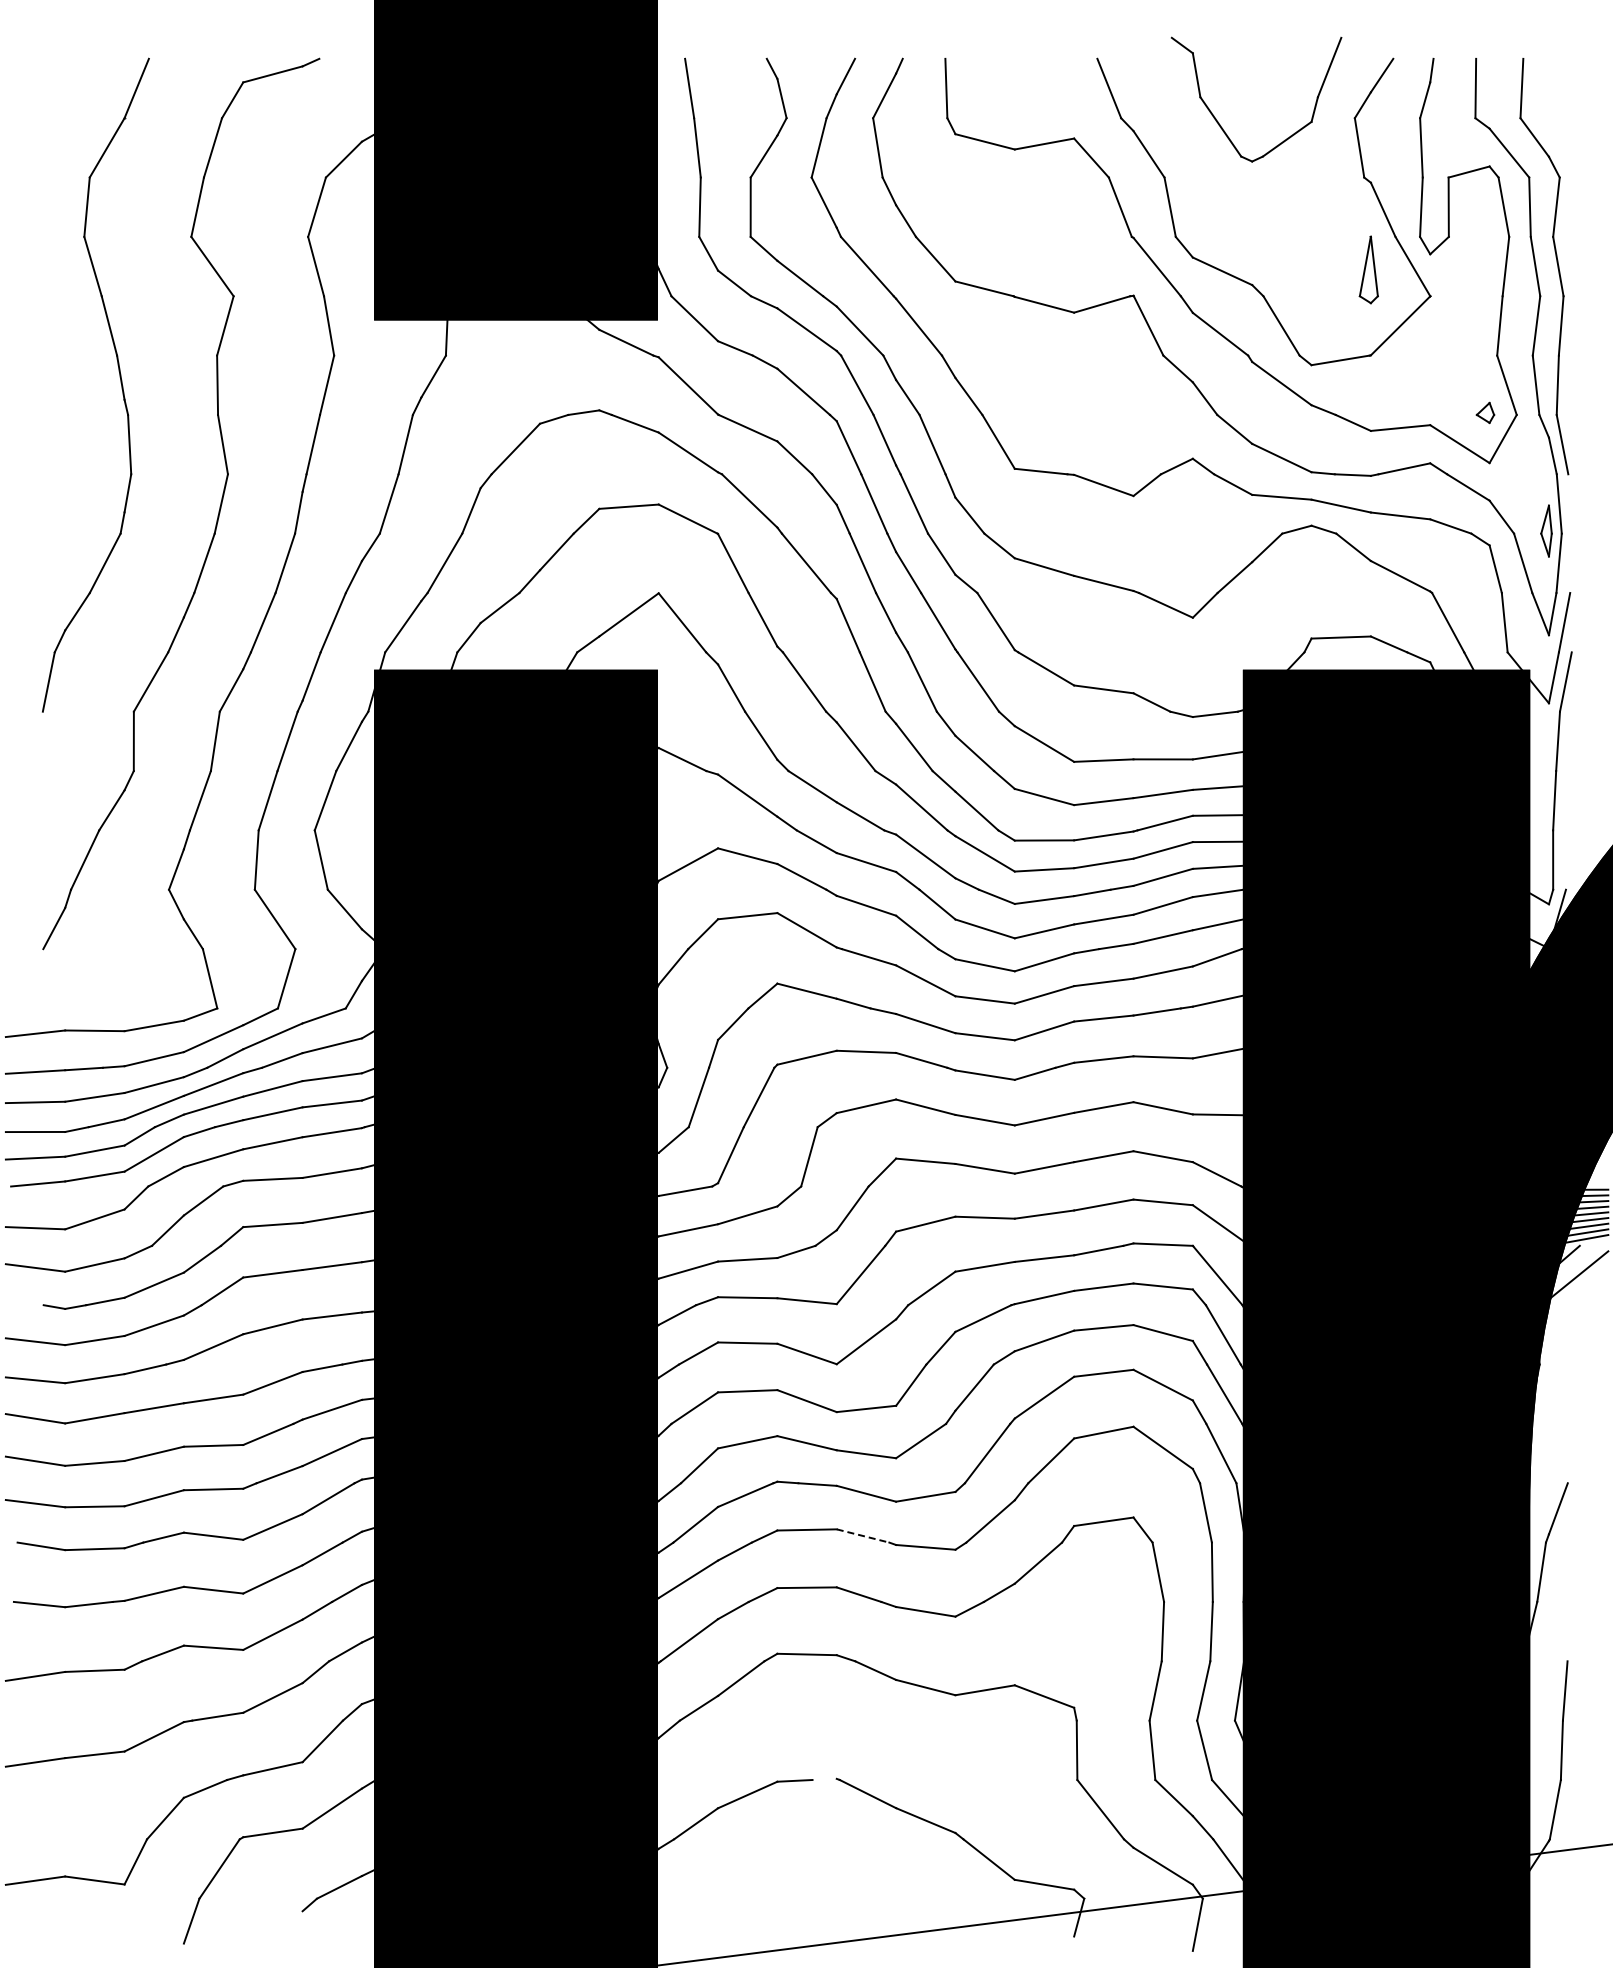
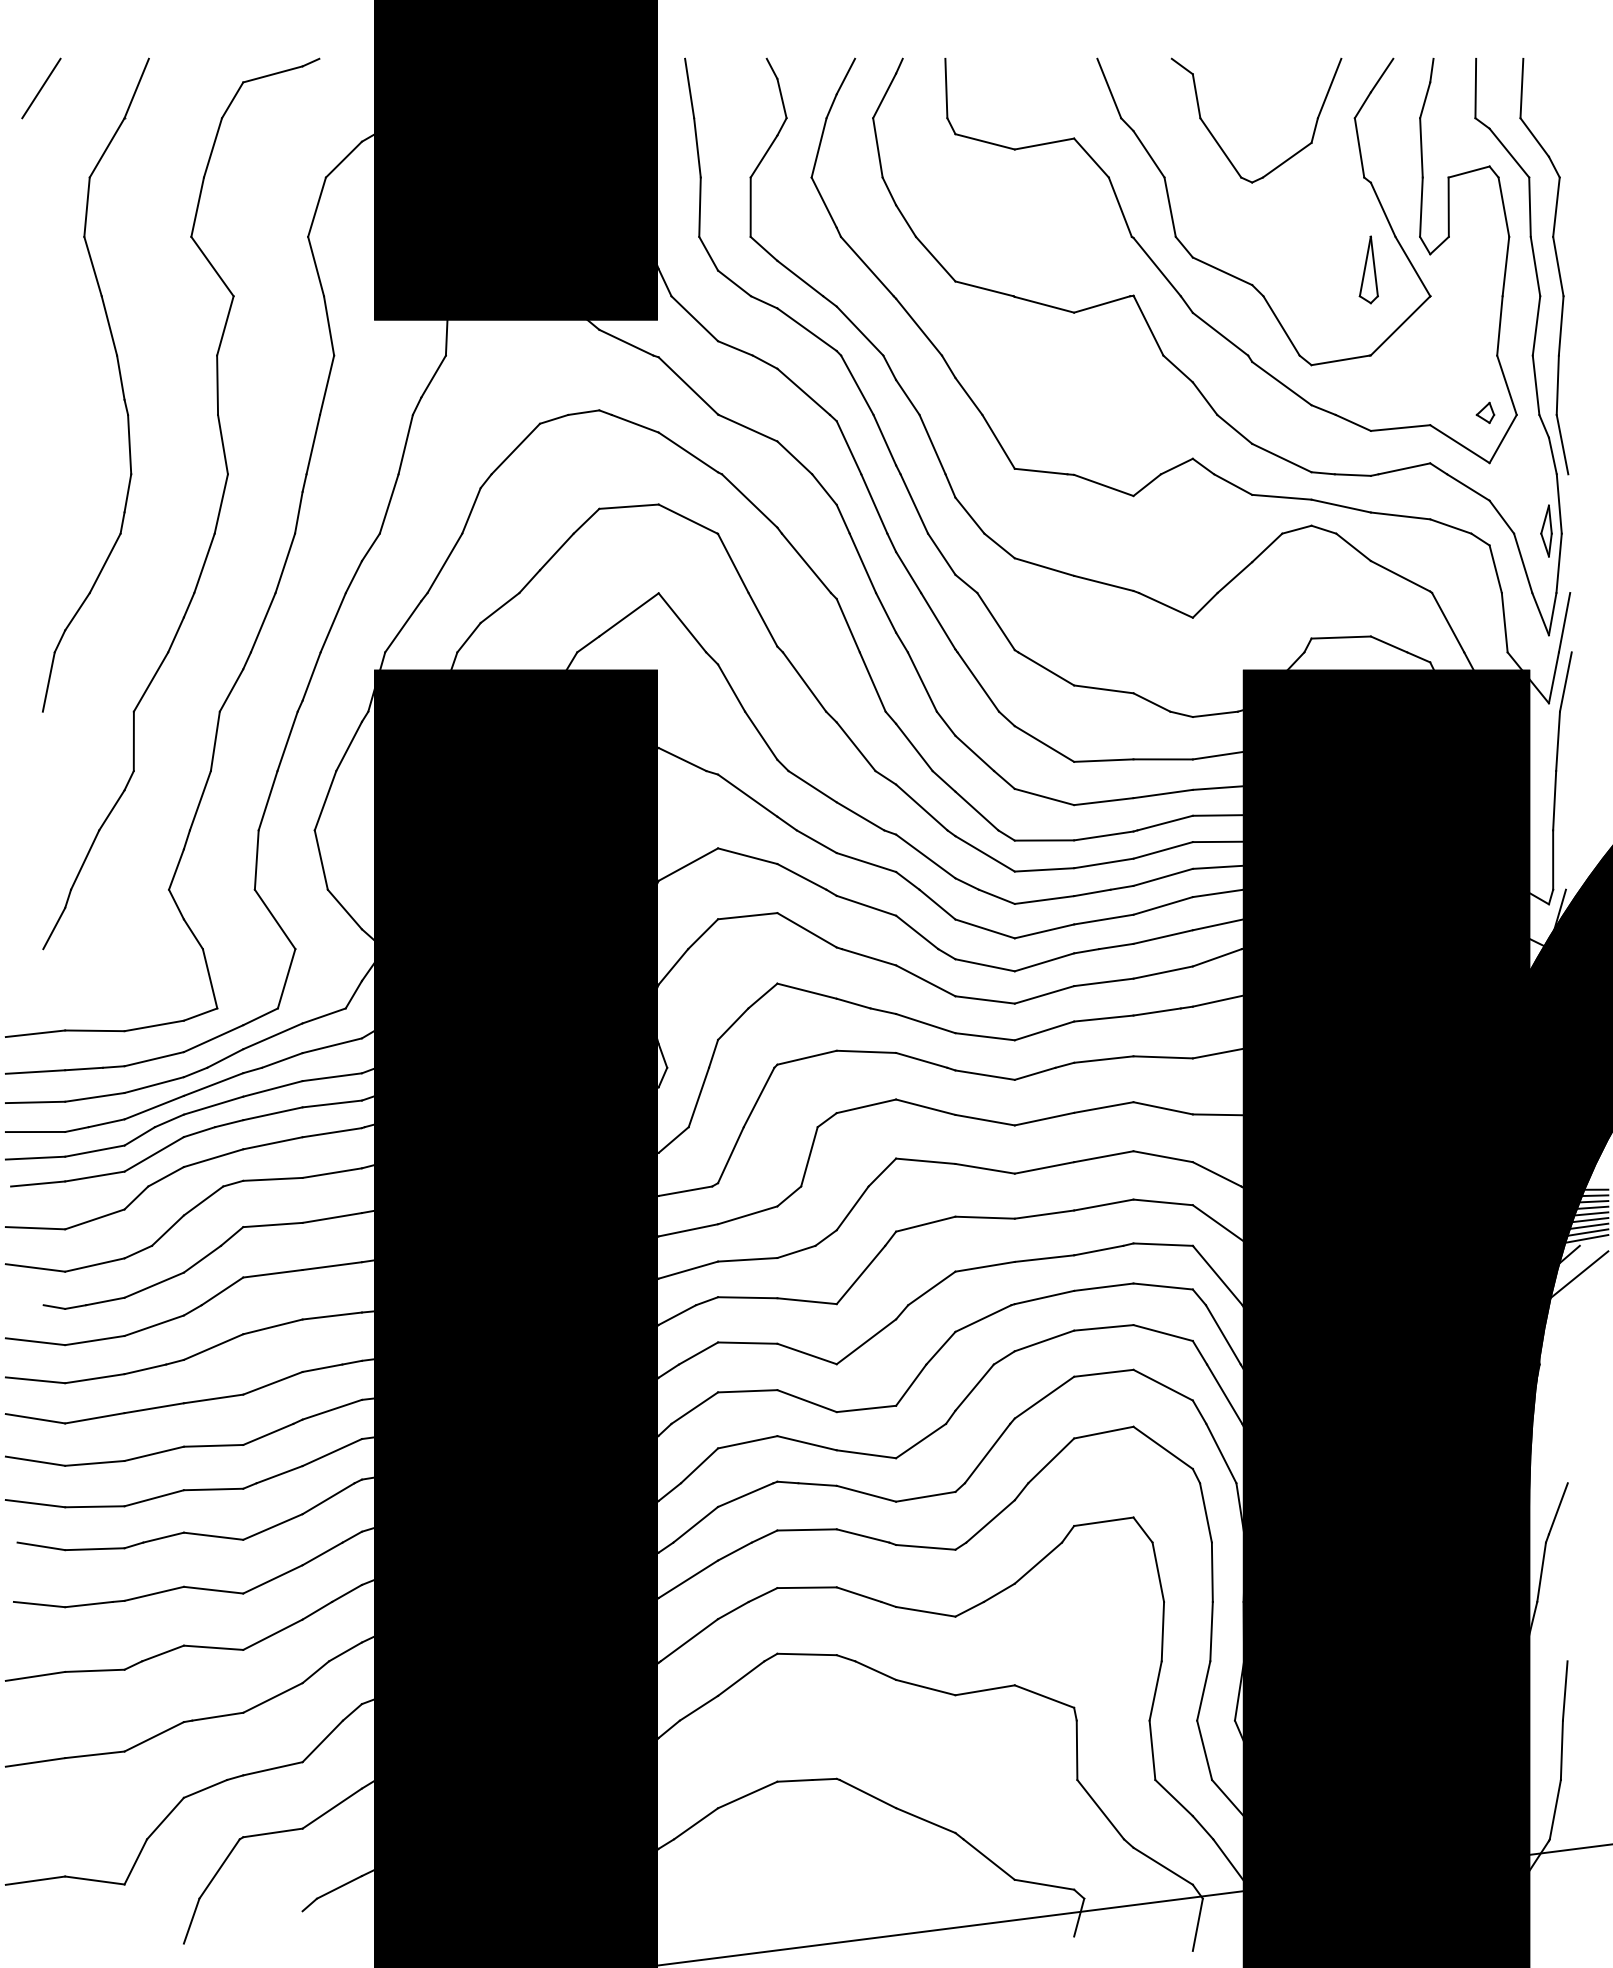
line: none -> present (41, 88)
part position: (1220, 124) -> (1220, 145) (1220, 145)
line: dashed -> solid (863, 1536)
line: none -> present (824, 1779)
